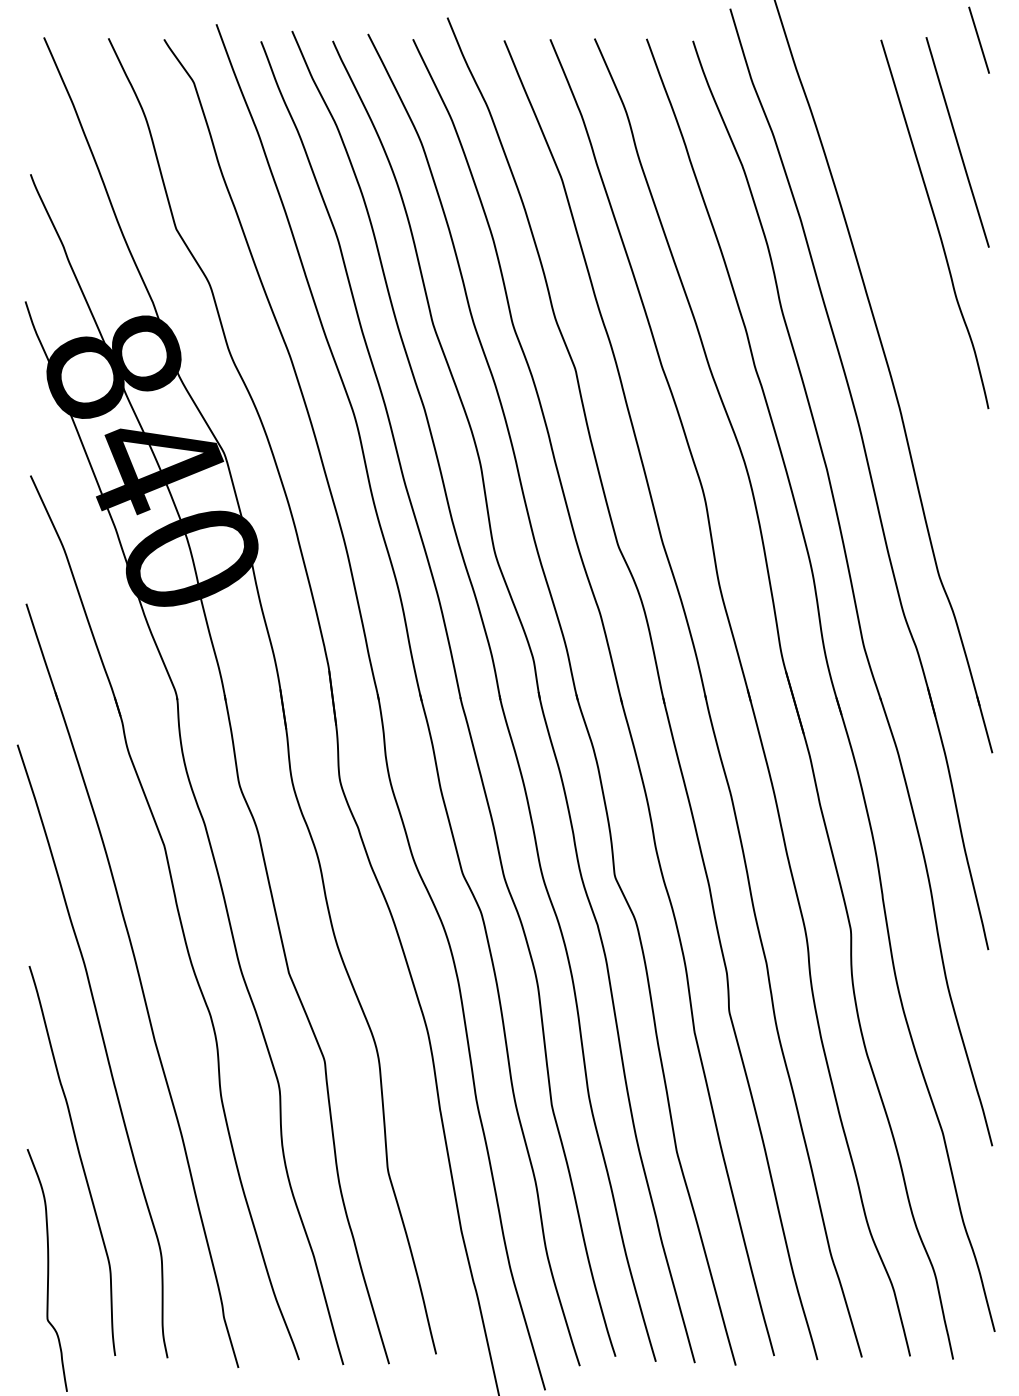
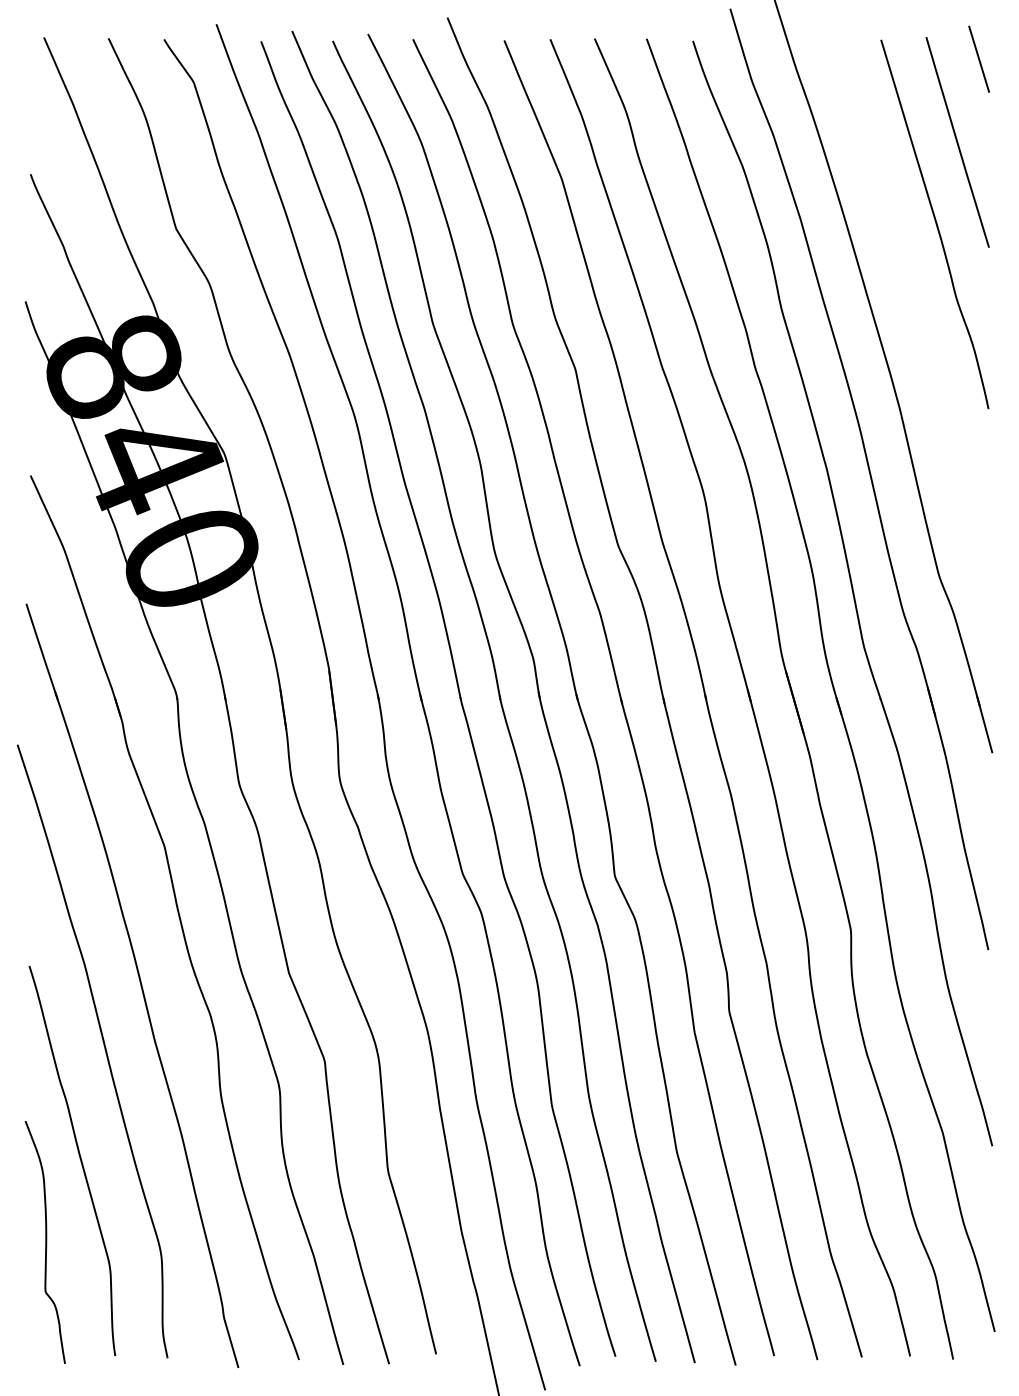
line position: (978, 39) -> (978, 58) (978, 58)
curve position: (47, 1270) -> (45, 1242) (45, 1242)
